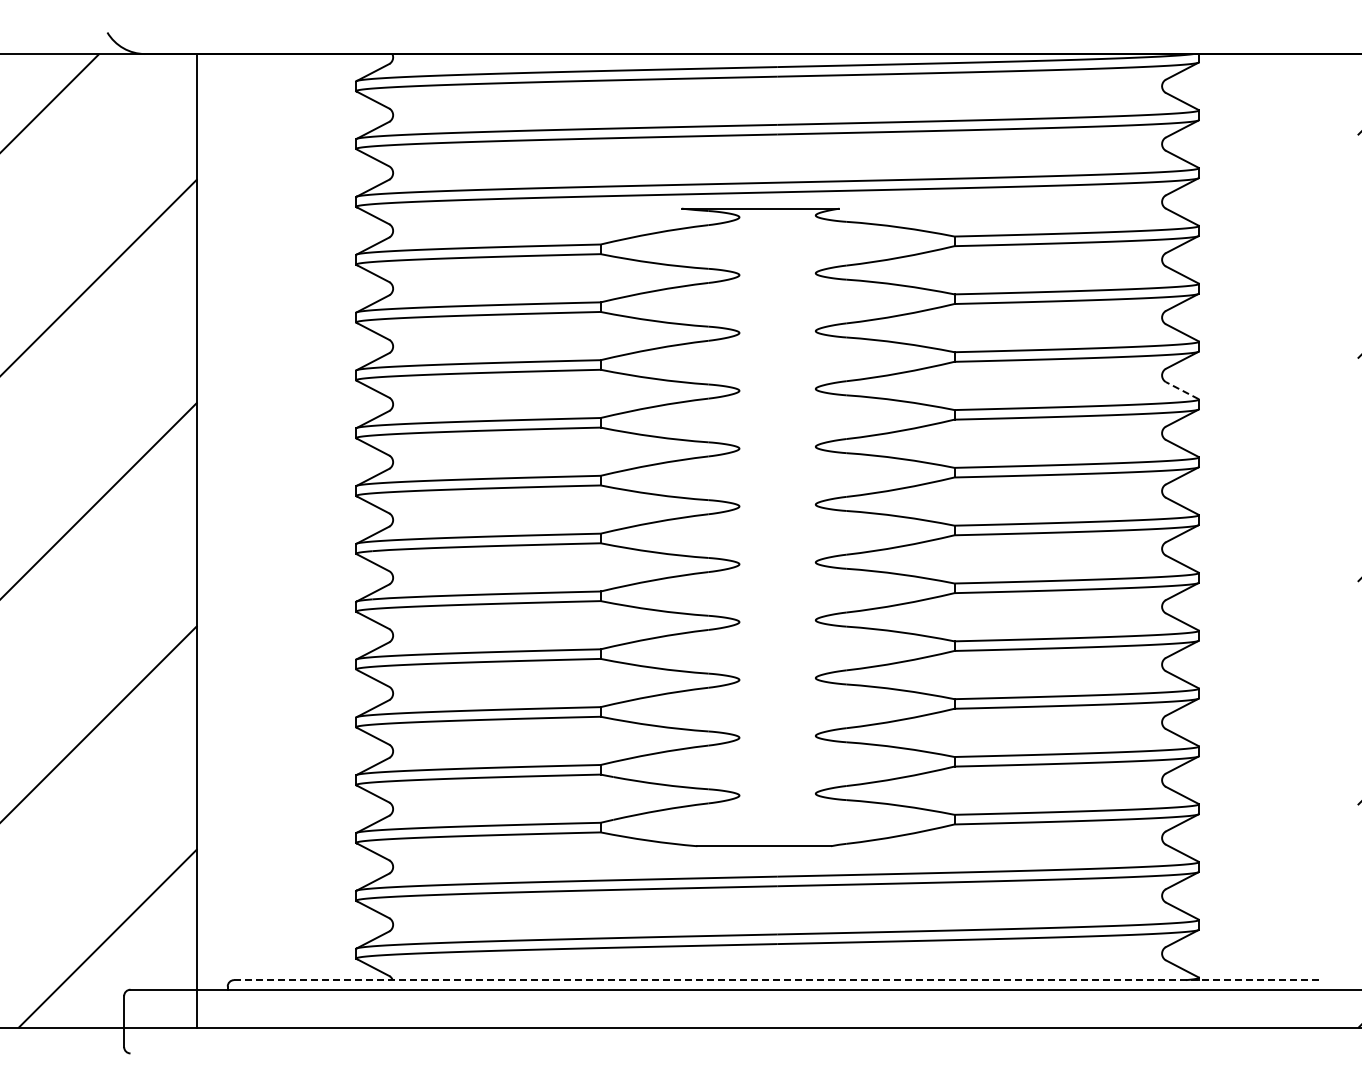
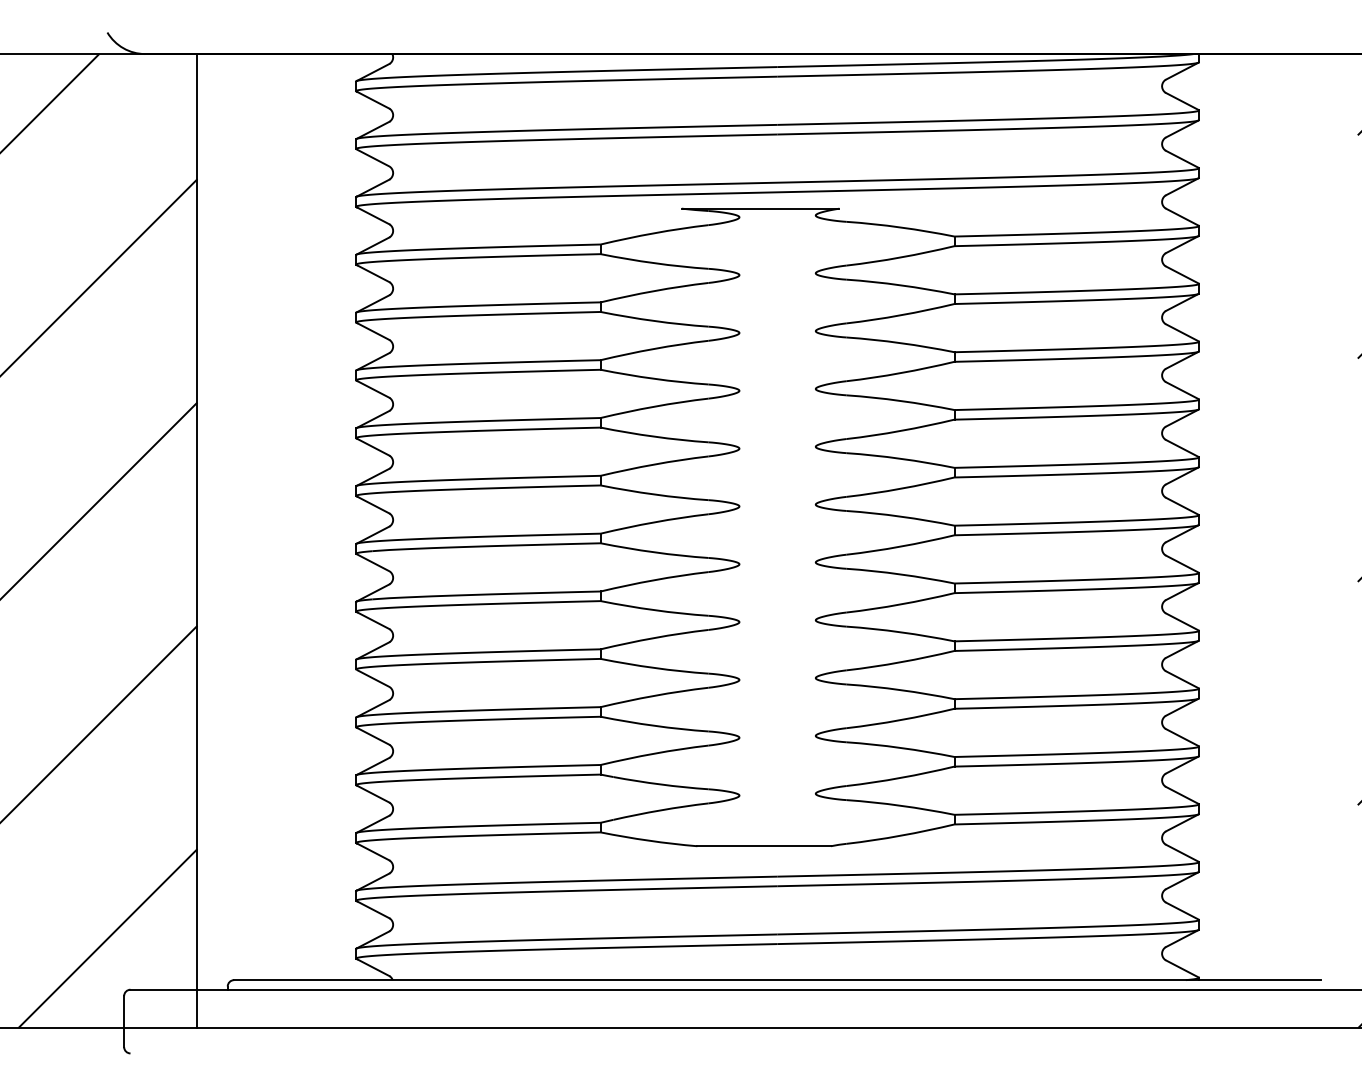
line: dashed -> solid (1181, 390)
line: dashed -> solid (777, 980)
